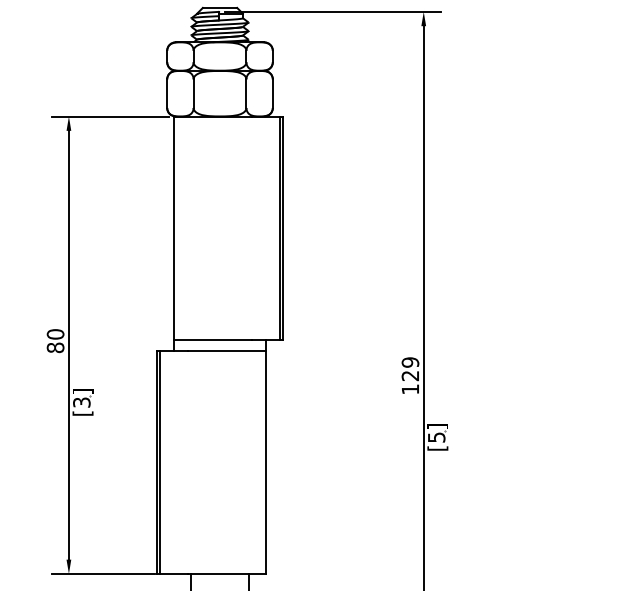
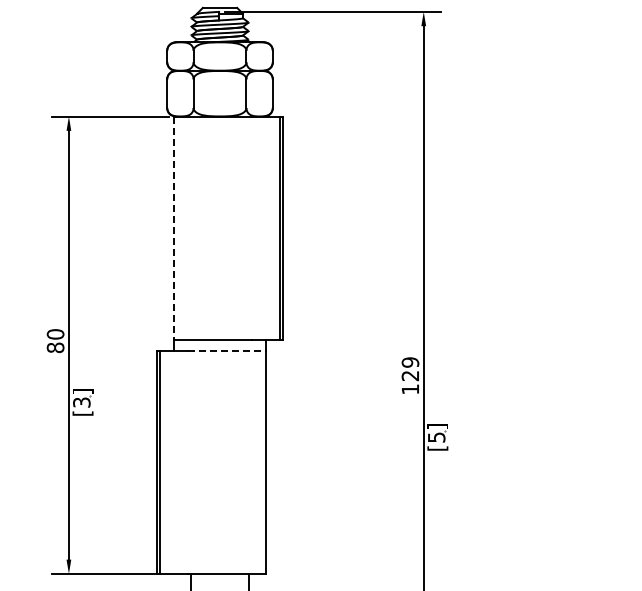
line: solid -> dashed (174, 228)
line: solid -> dashed (227, 350)
